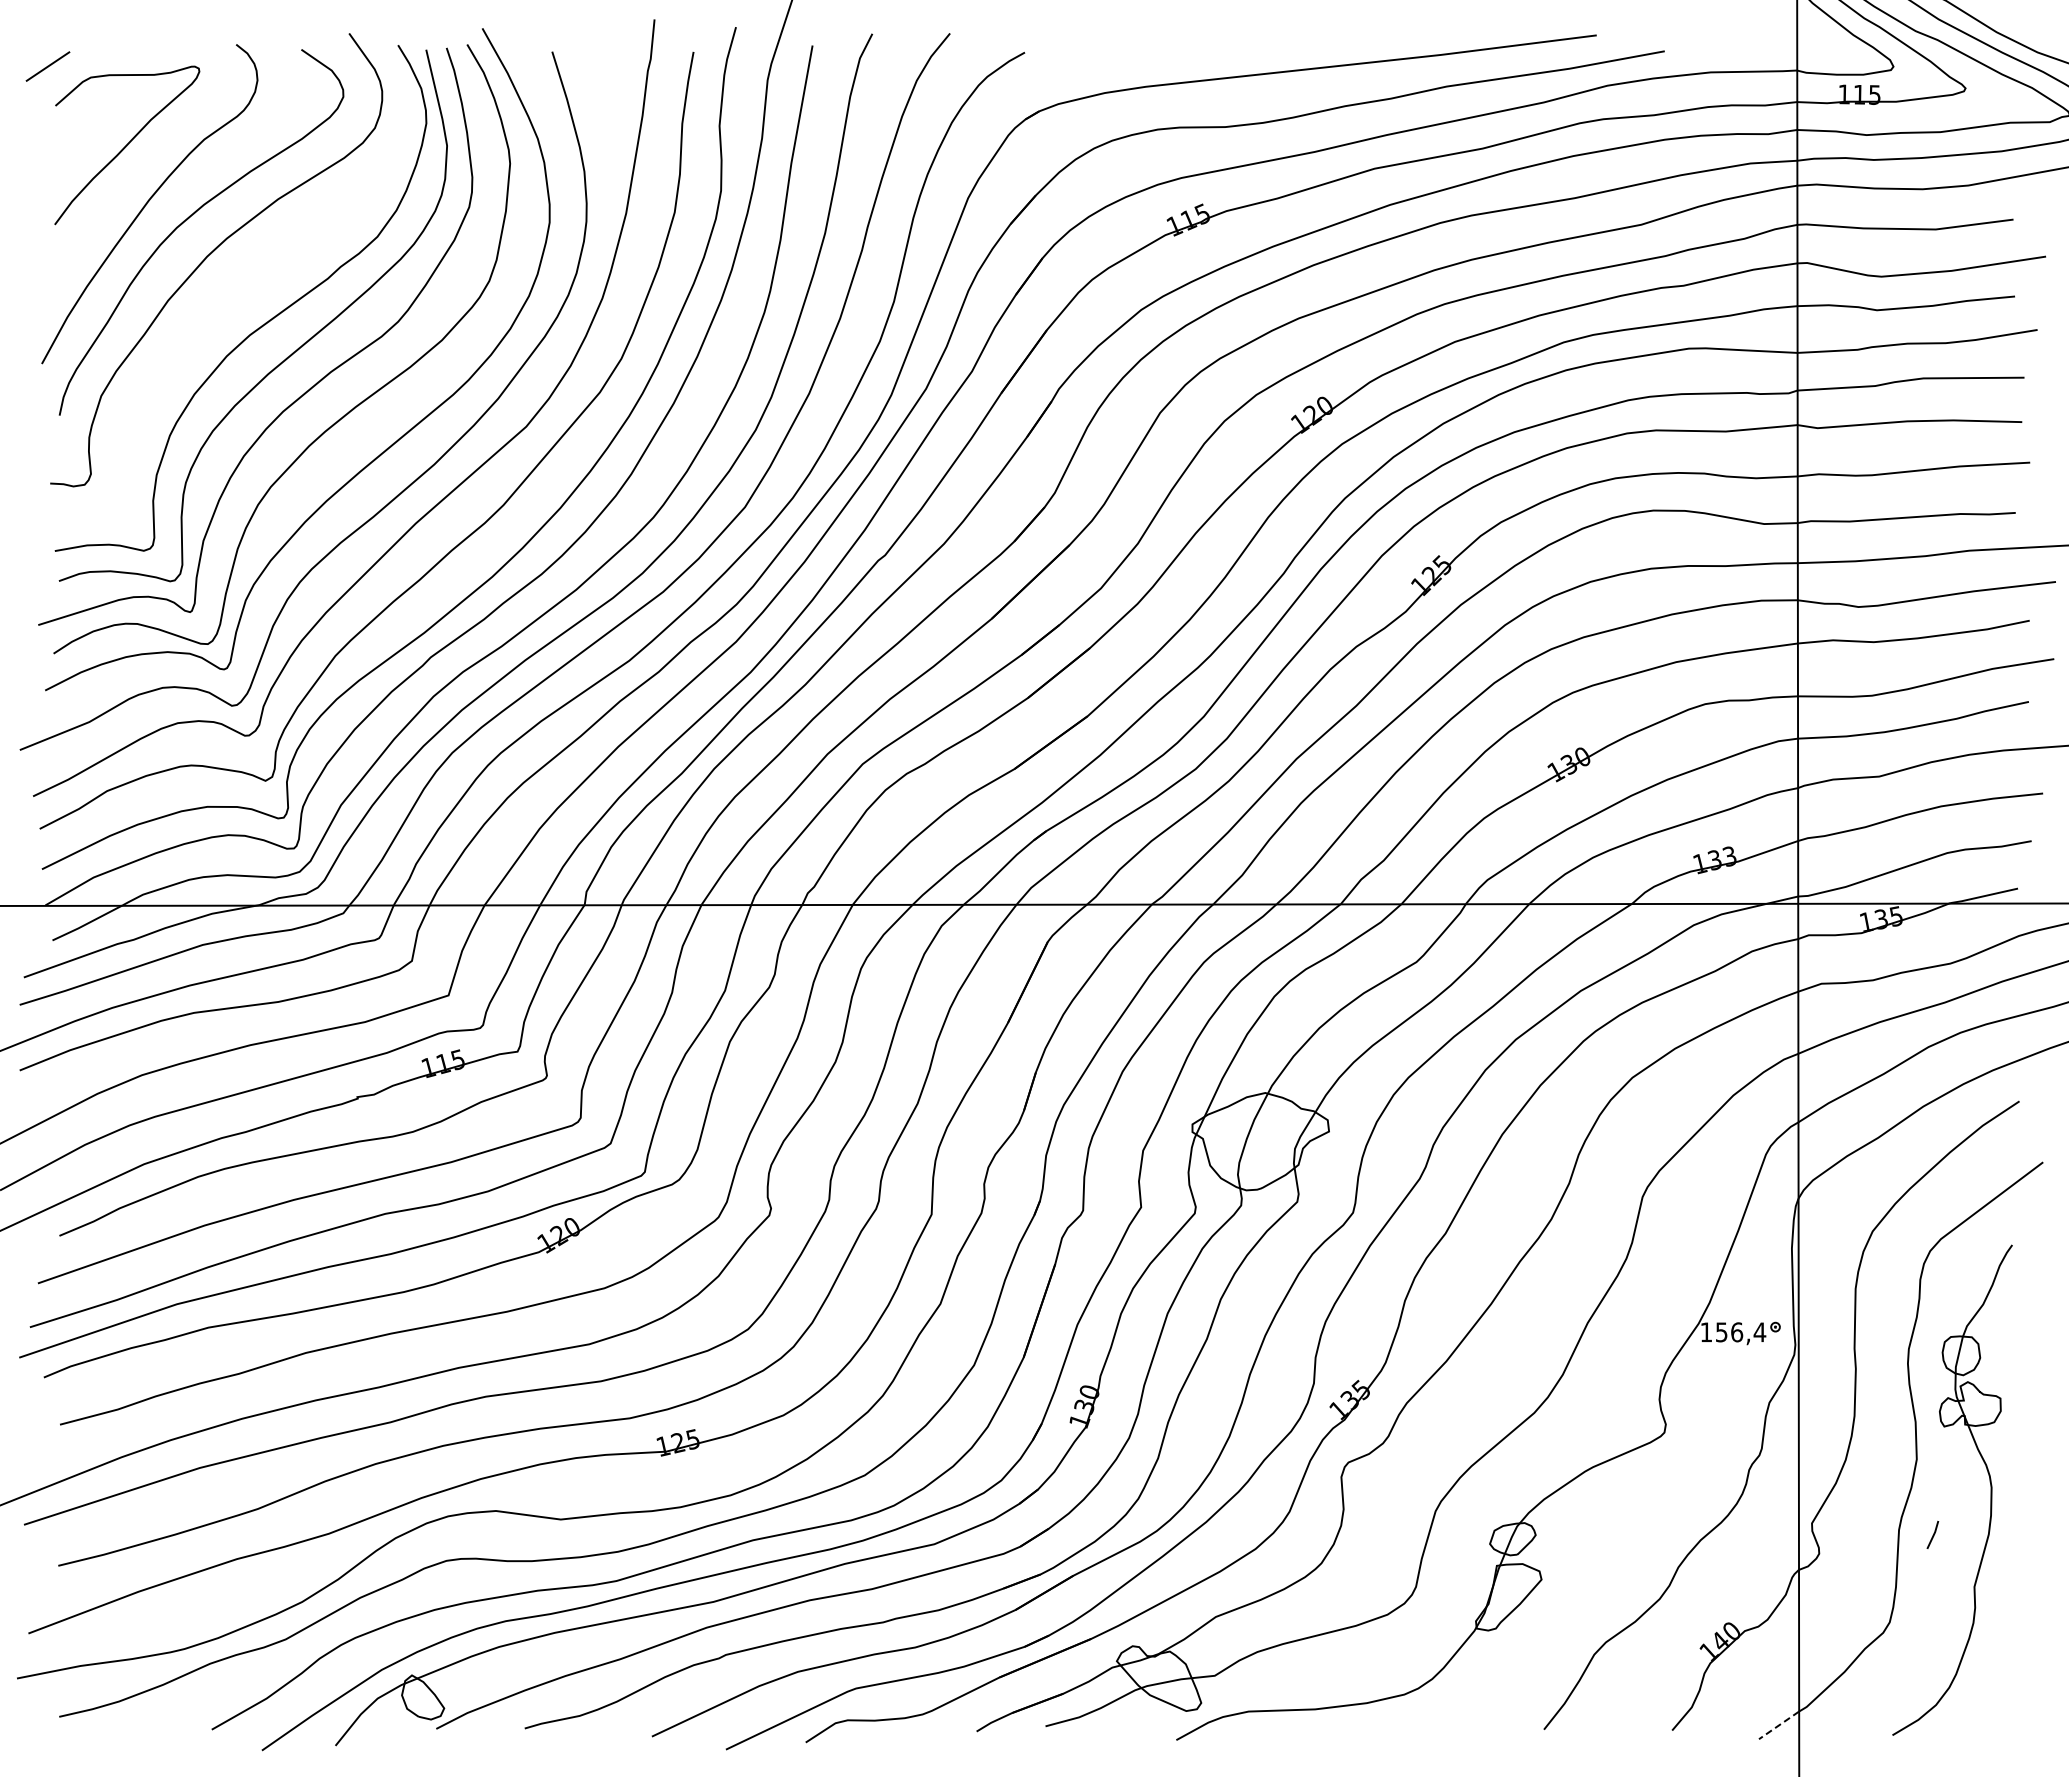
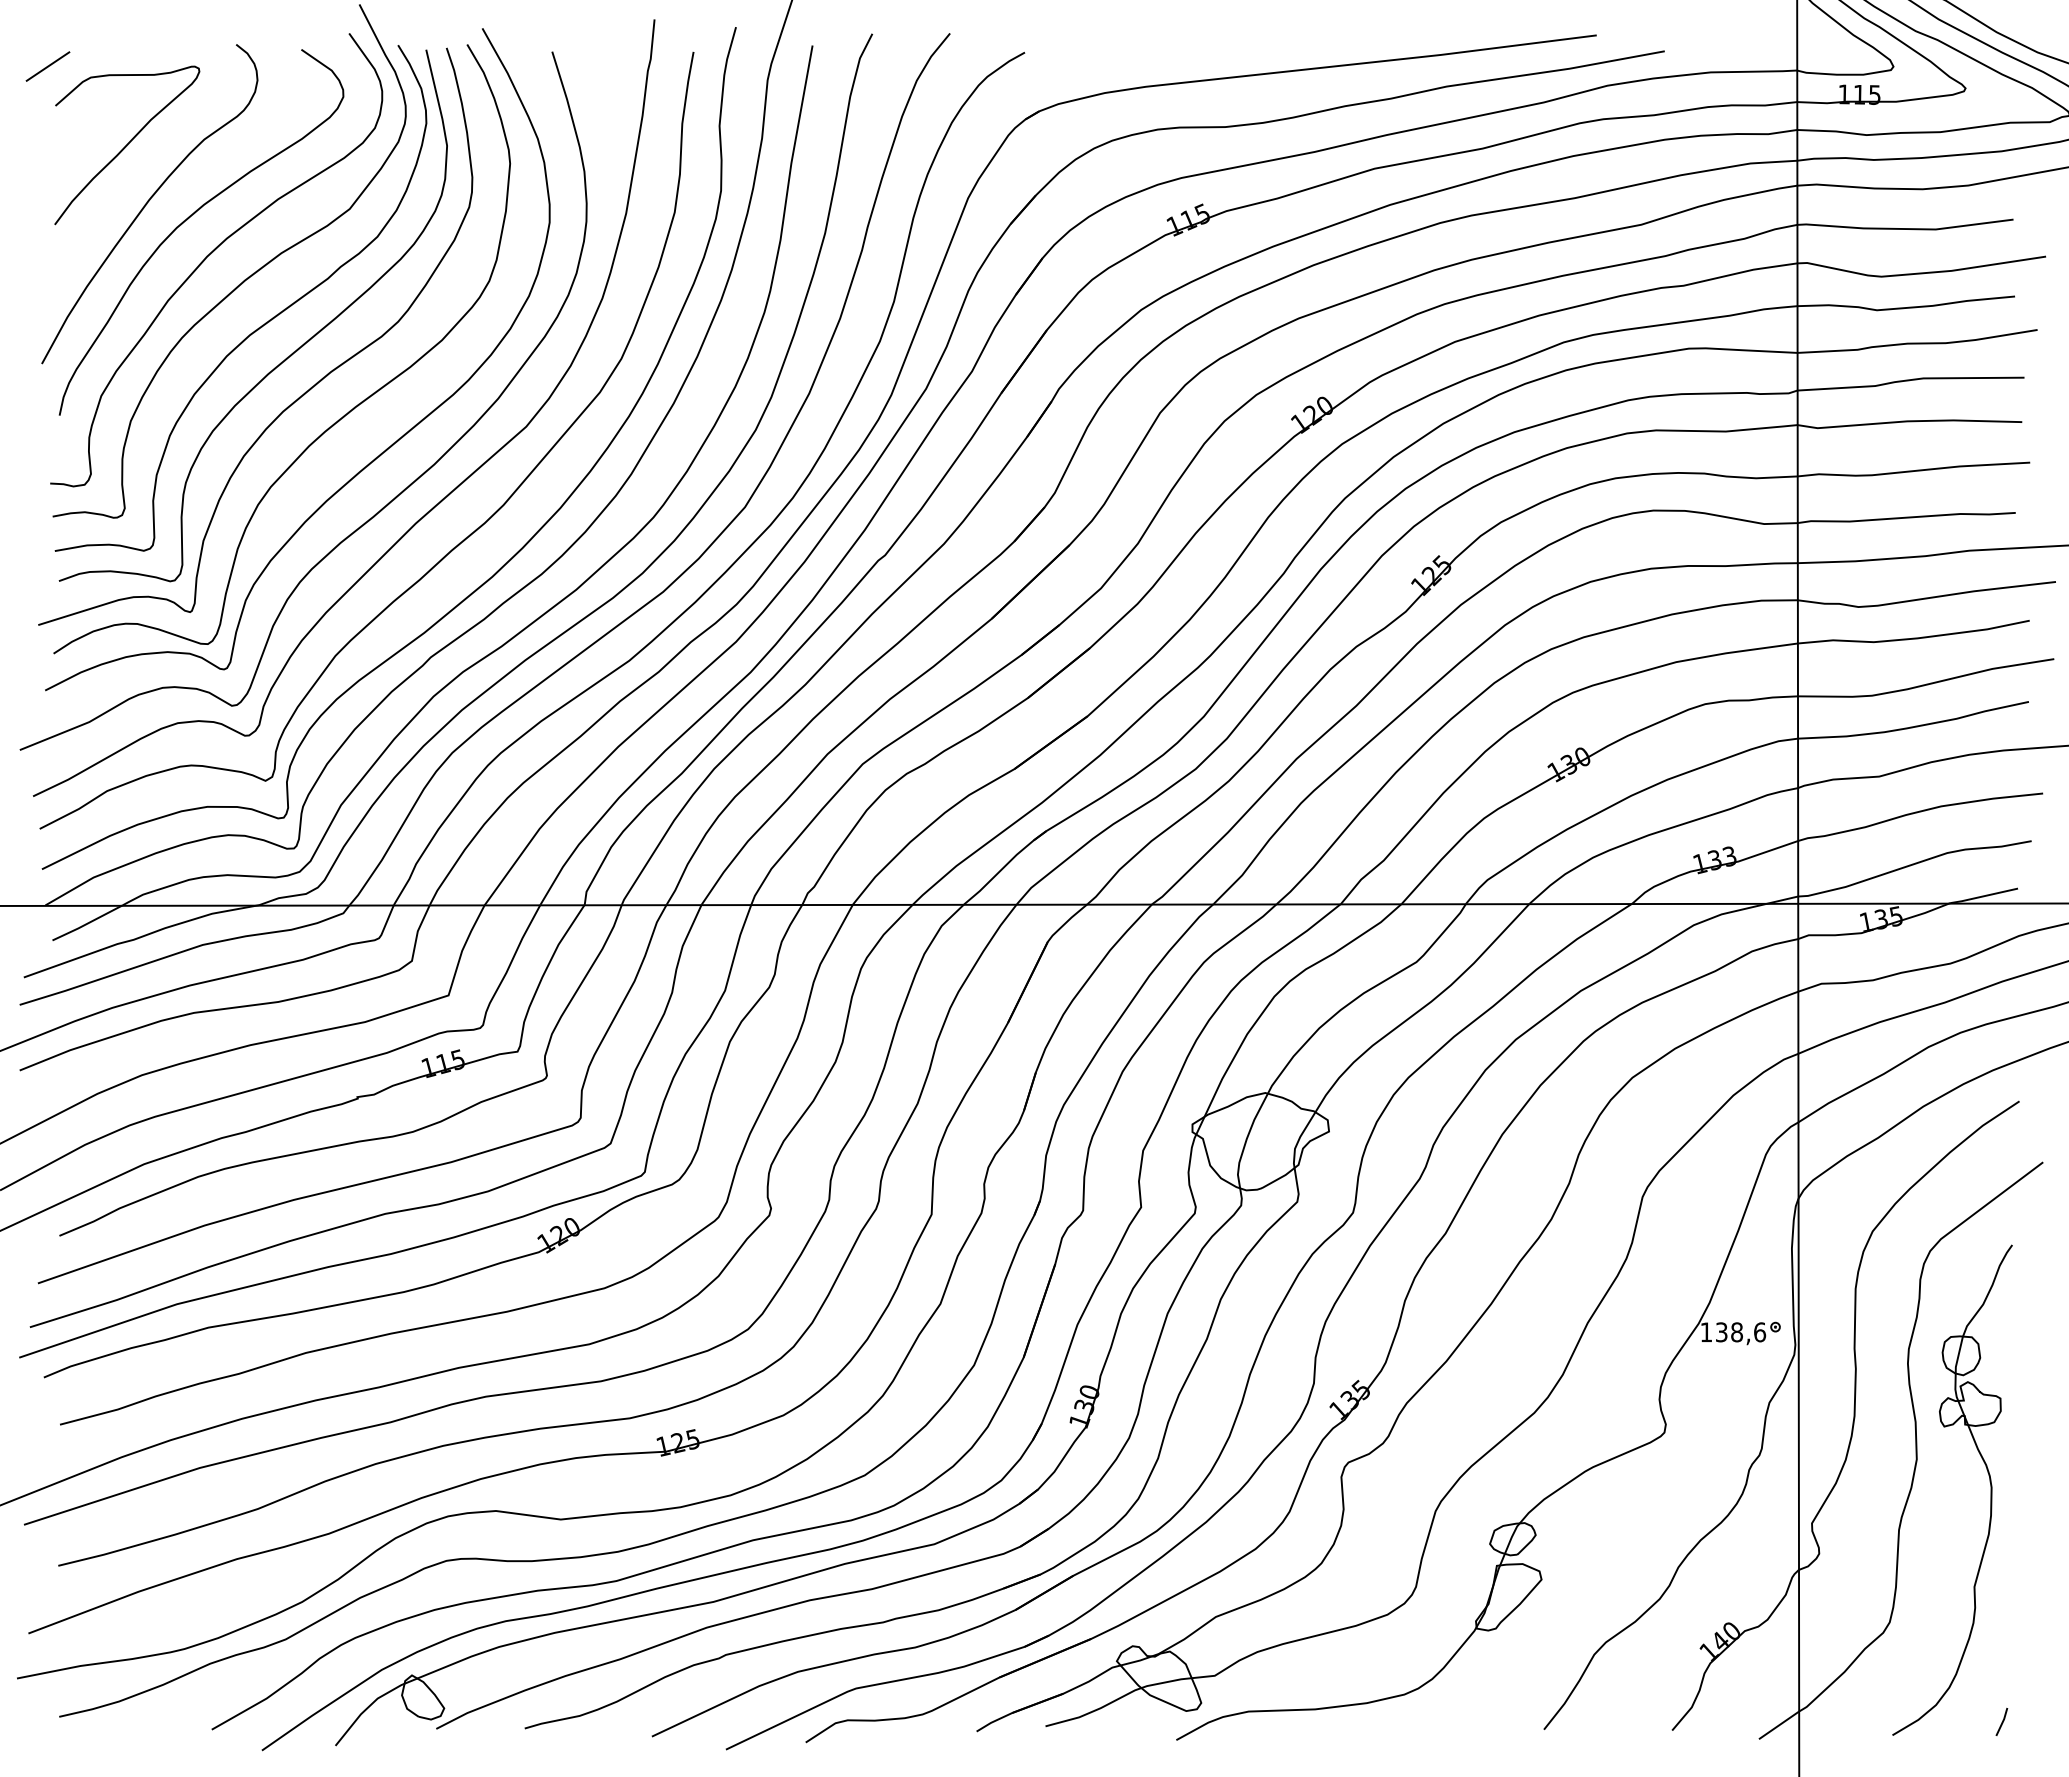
curve: none -> present (244, 279)
text: 156,4 -> 138,6 (1741, 1332)
line position: (1933, 1534) -> (2002, 1721) (2002, 1721)
line: dashed -> solid (1778, 1725)
